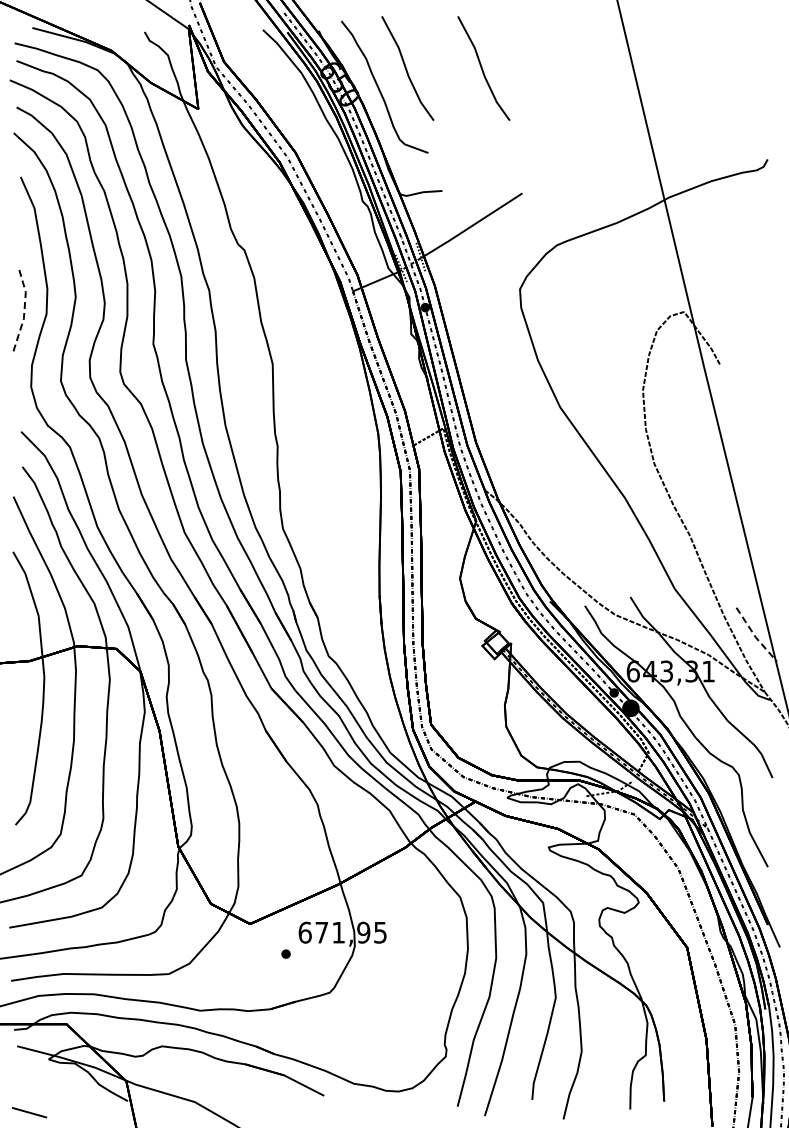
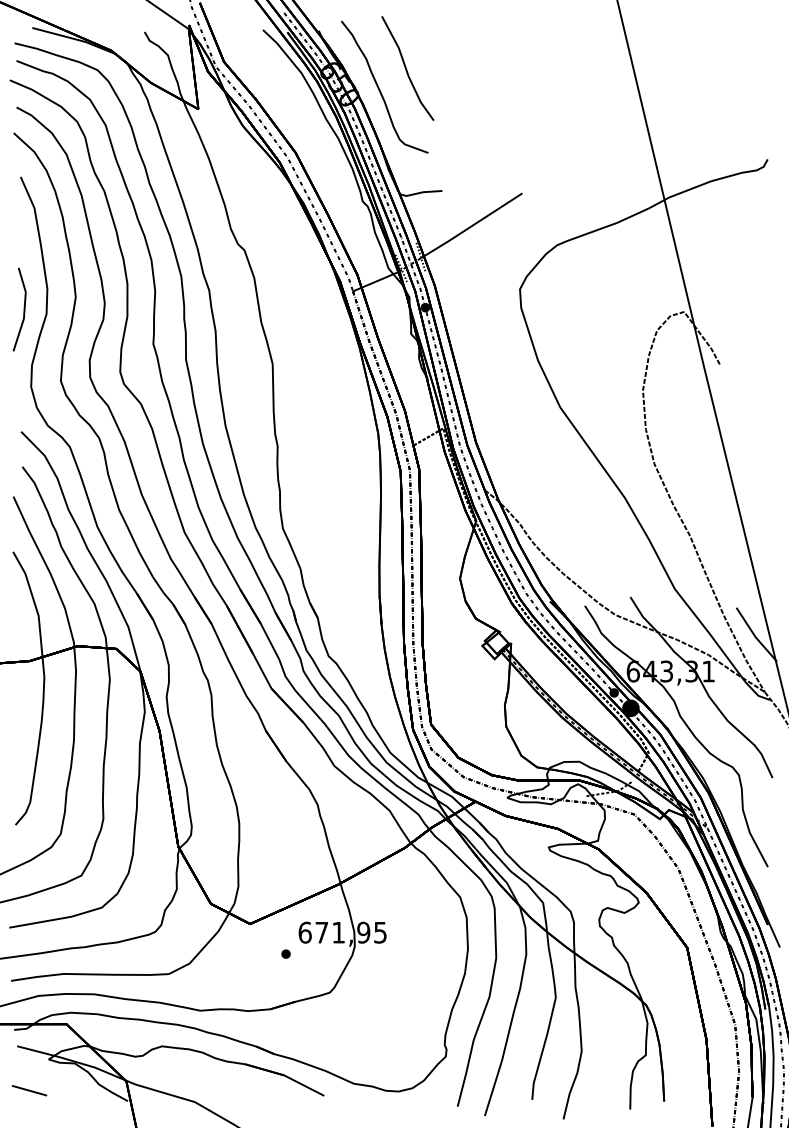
line: present -> none (482, 68)
line: dashed -> solid (24, 309)
line: dashed -> solid (755, 636)
line position: (29, 1112) -> (29, 1090) (29, 1090)
